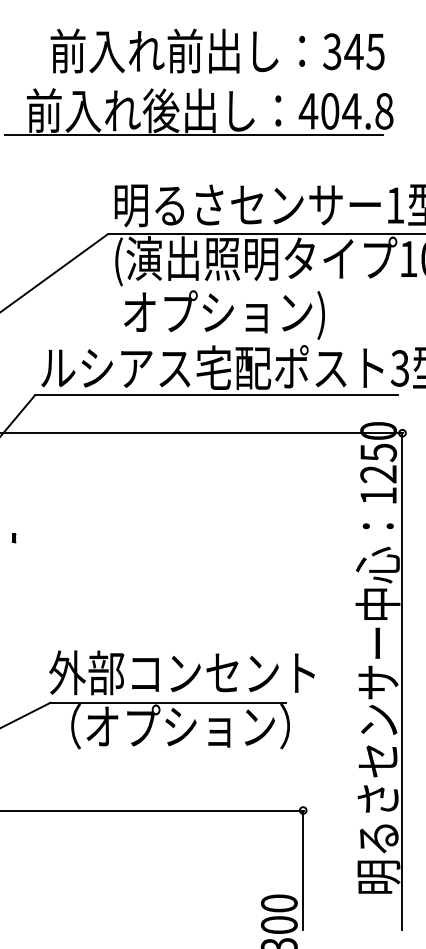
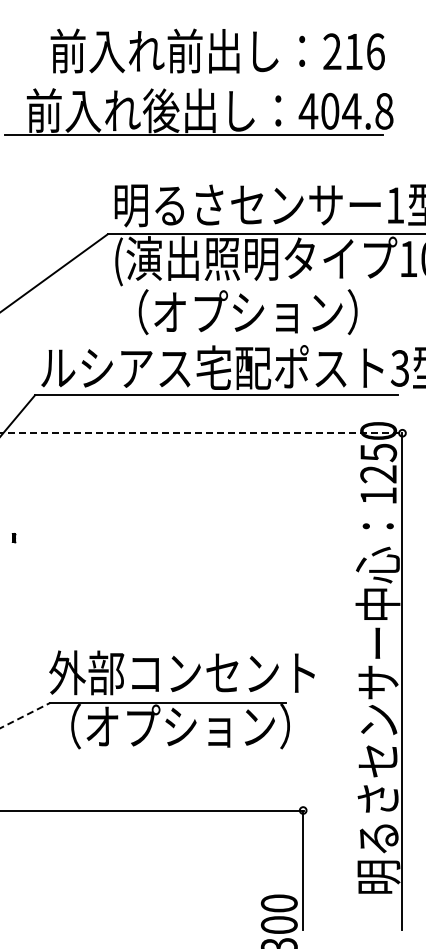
text: 345 -> 216 (353, 51)
text: オプション) -> （オプション） (240, 314)
line: solid -> dashed (201, 433)
line: solid -> dashed (25, 715)
